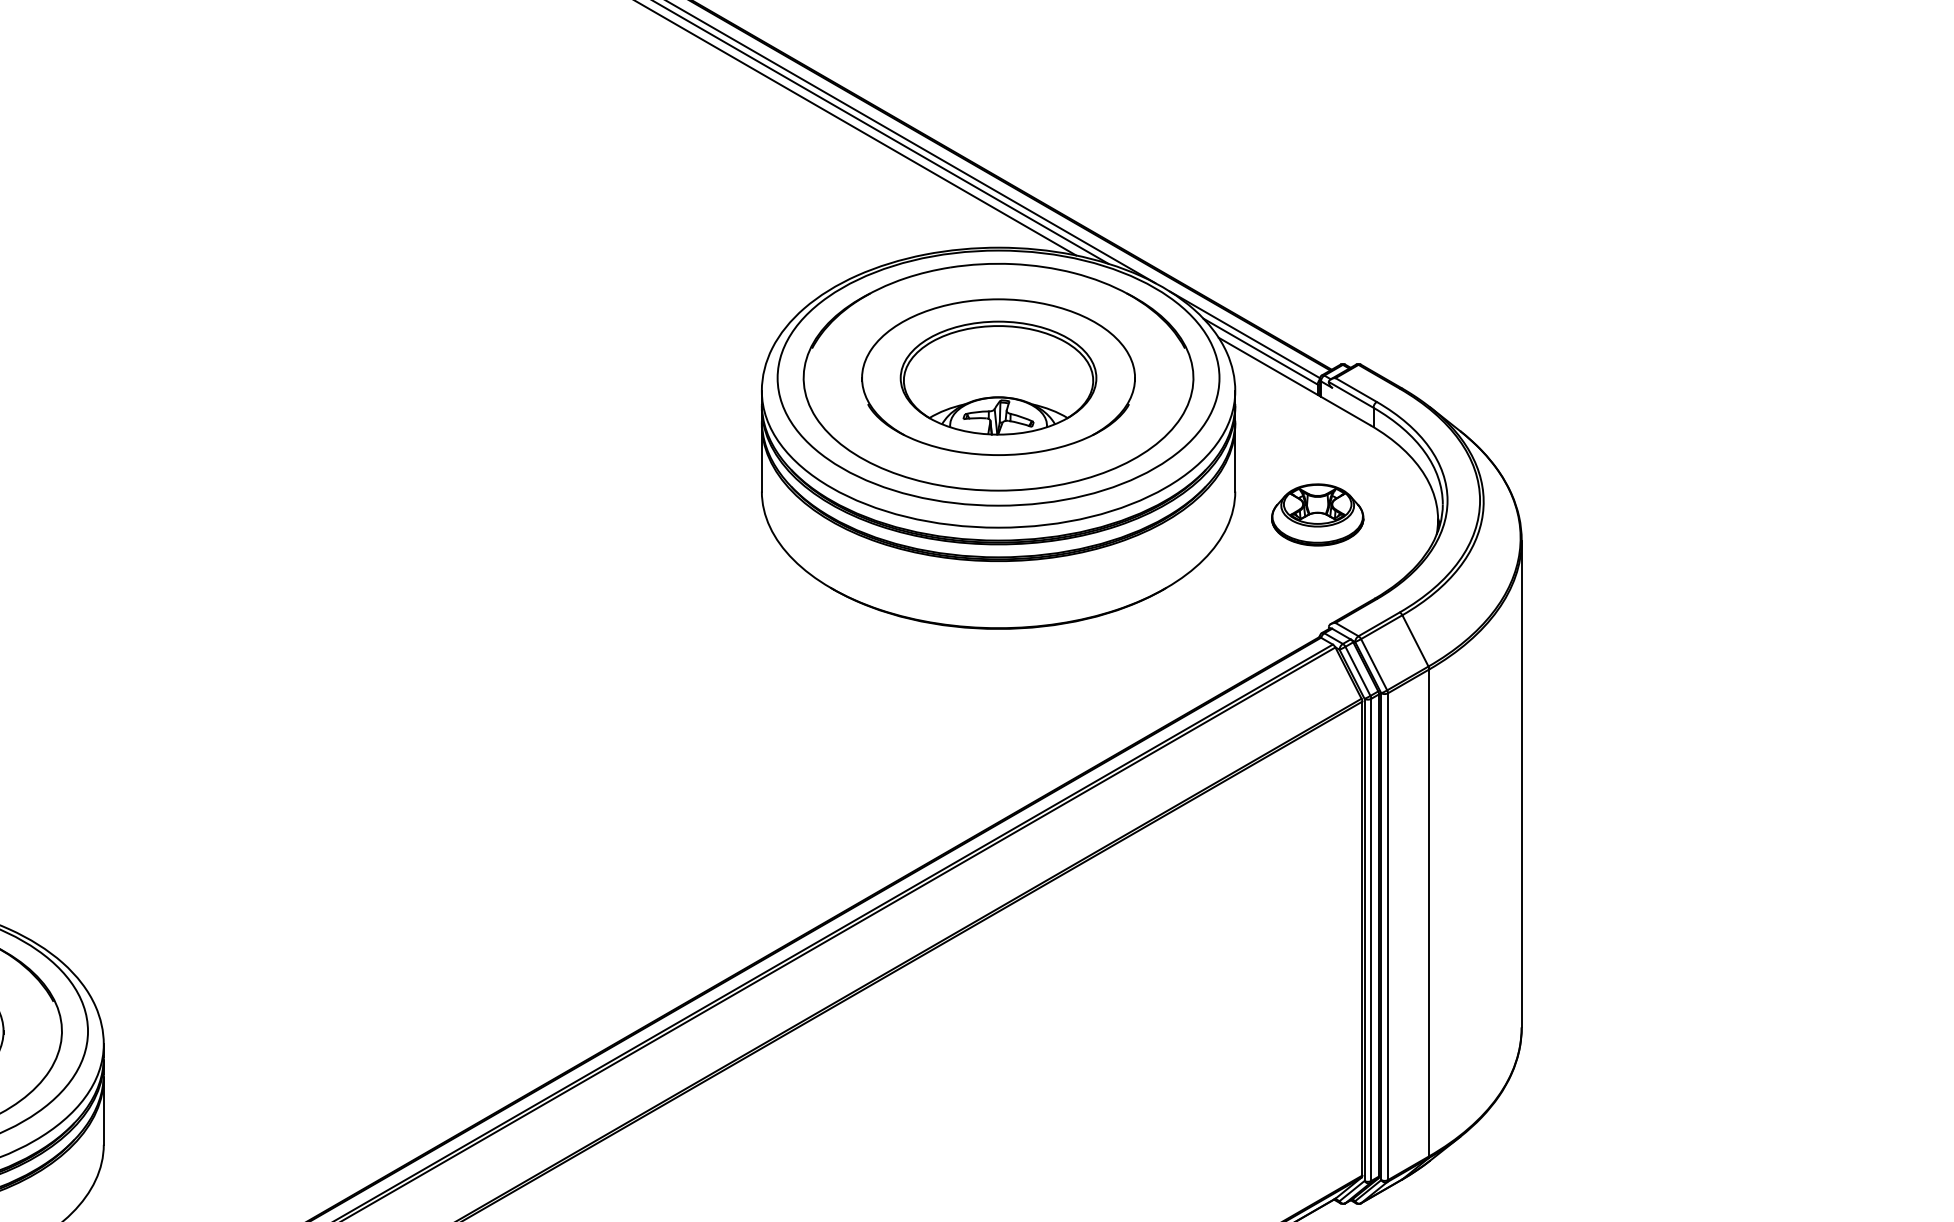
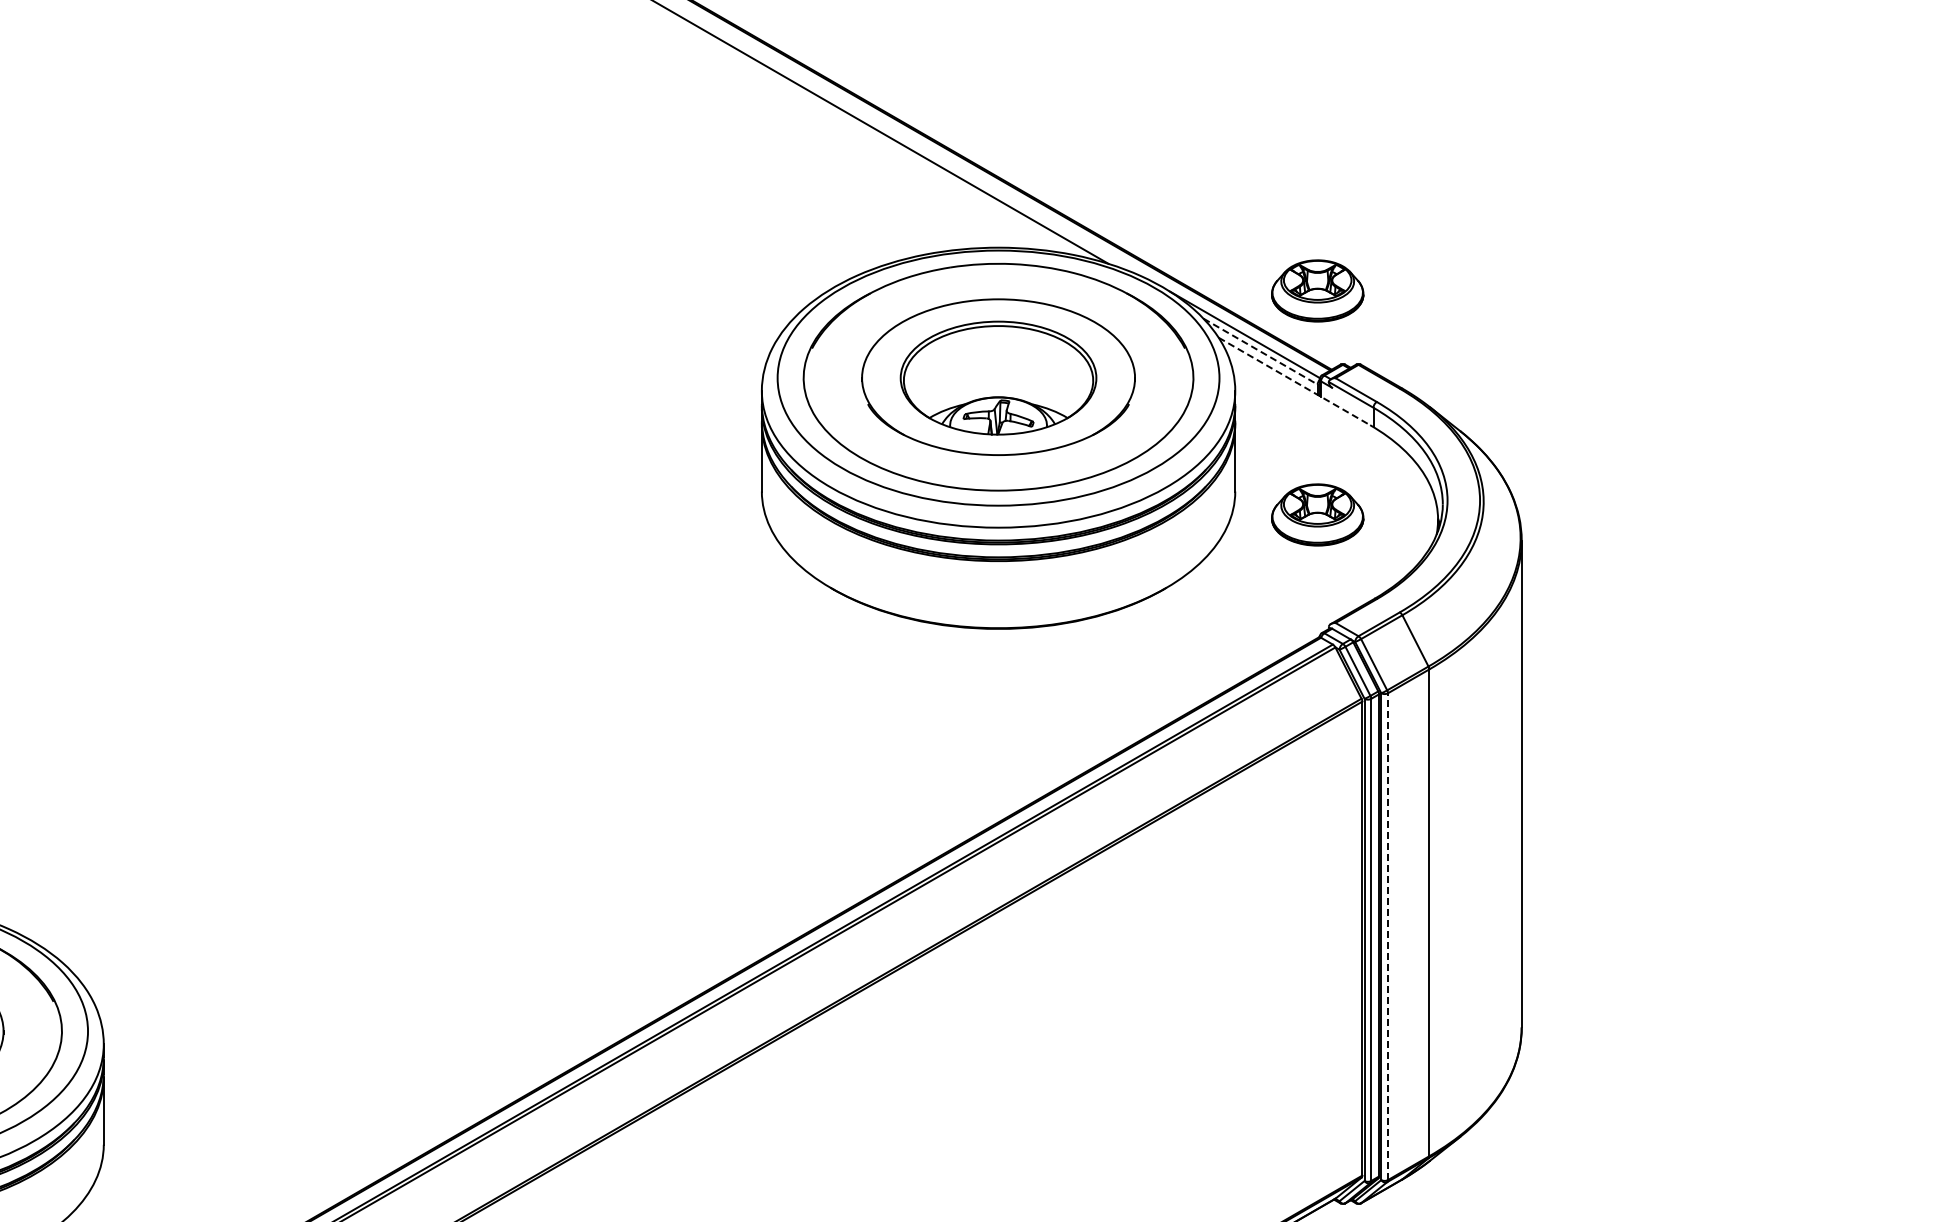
line: present -> none (856, 128)
line: present -> none (912, 142)
part: none -> present (1317, 290)
line: solid -> dashed (1260, 351)
line: solid -> dashed (1294, 381)
line: solid -> dashed (1388, 936)
